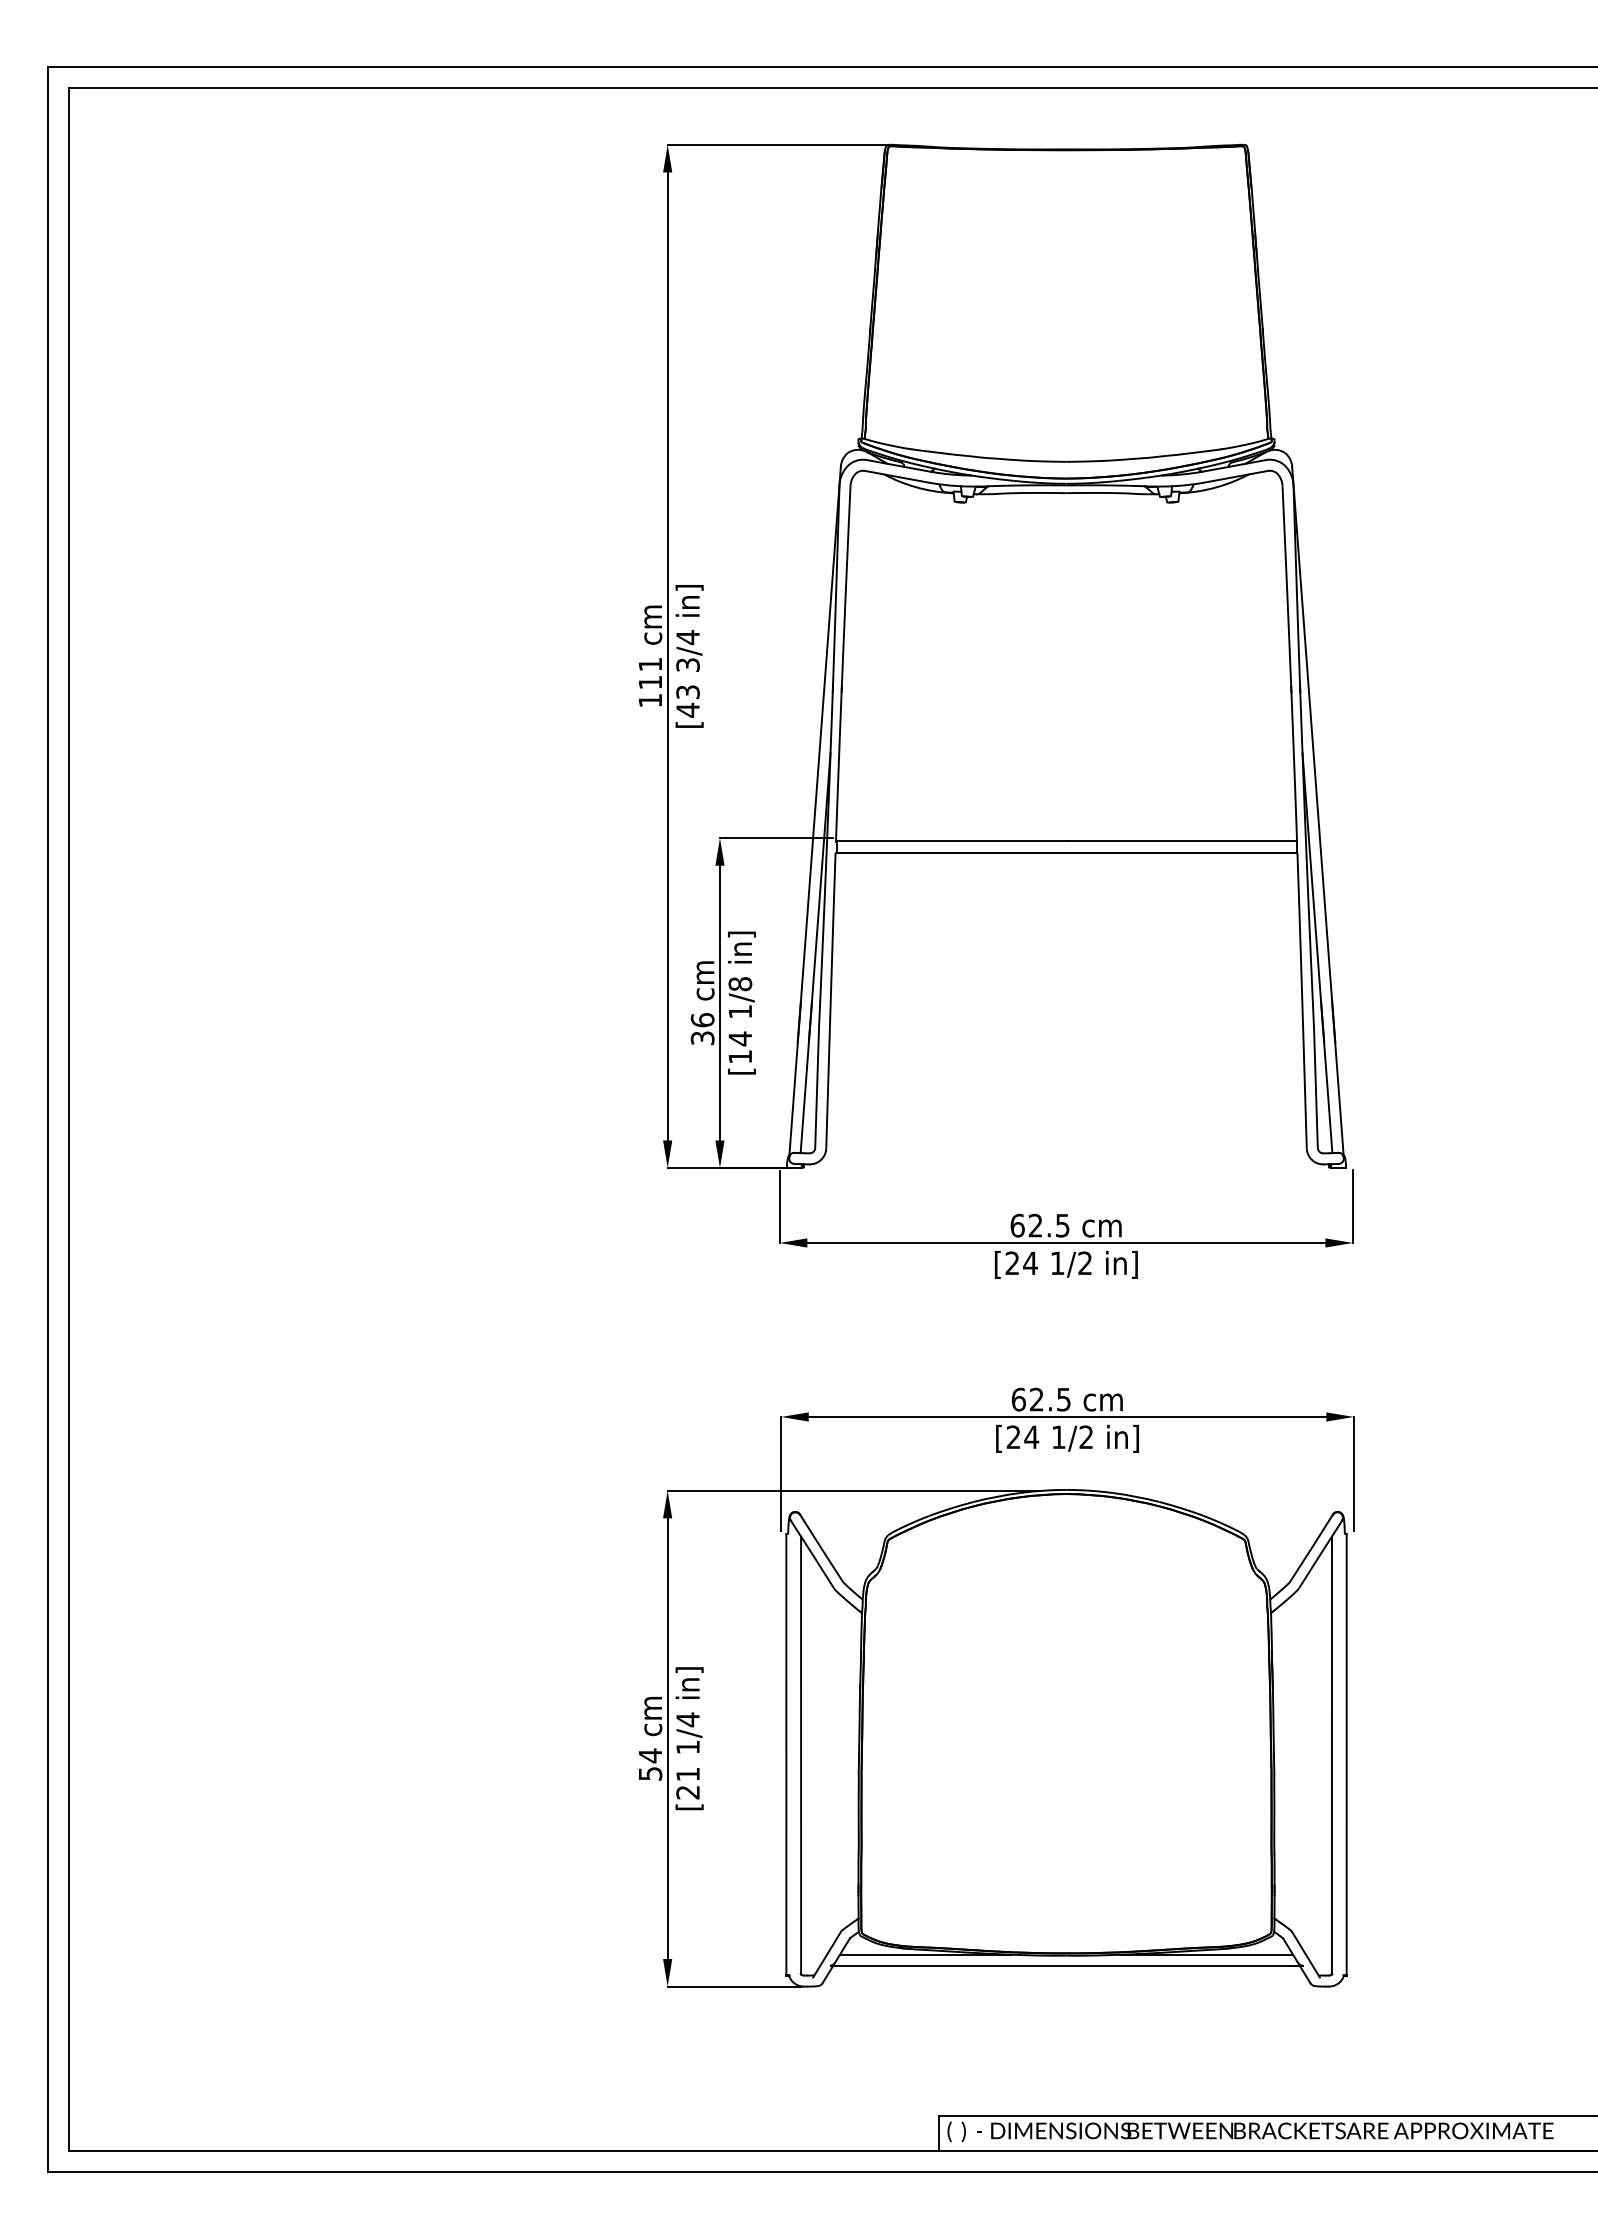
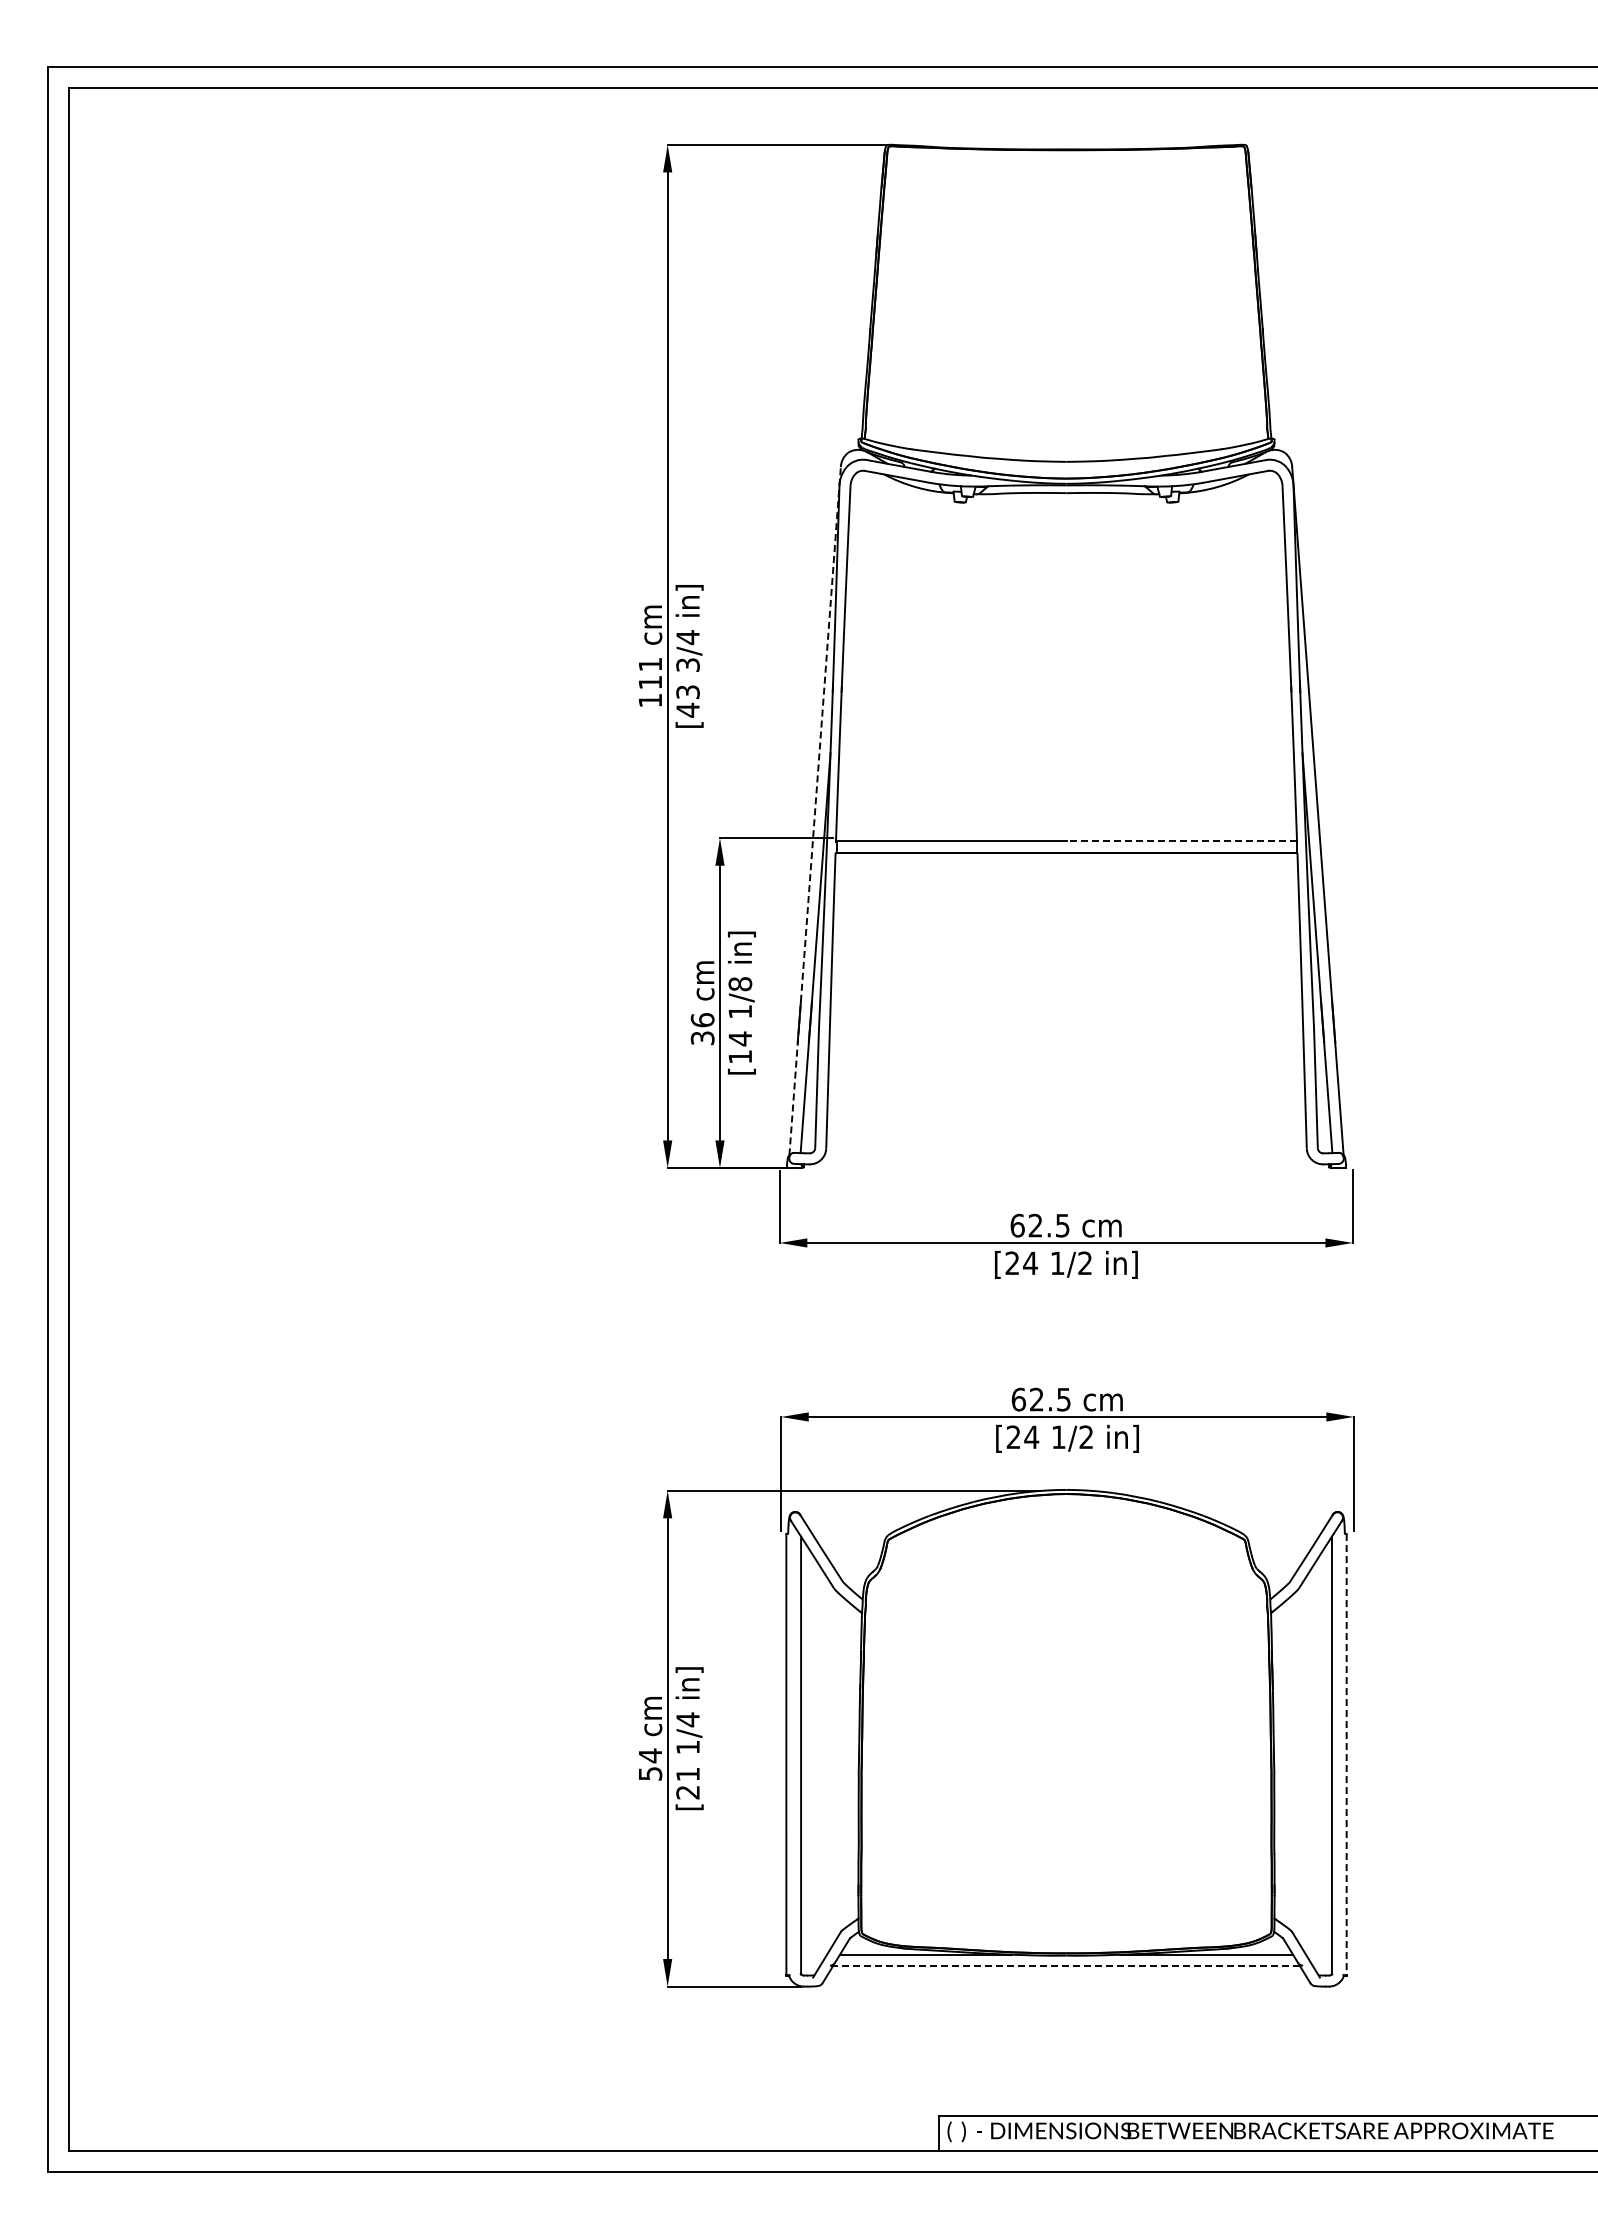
line: solid -> dashed (815, 810)
line: solid -> dashed (1181, 841)
line: solid -> dashed (1346, 1754)
line: solid -> dashed (1066, 1965)
